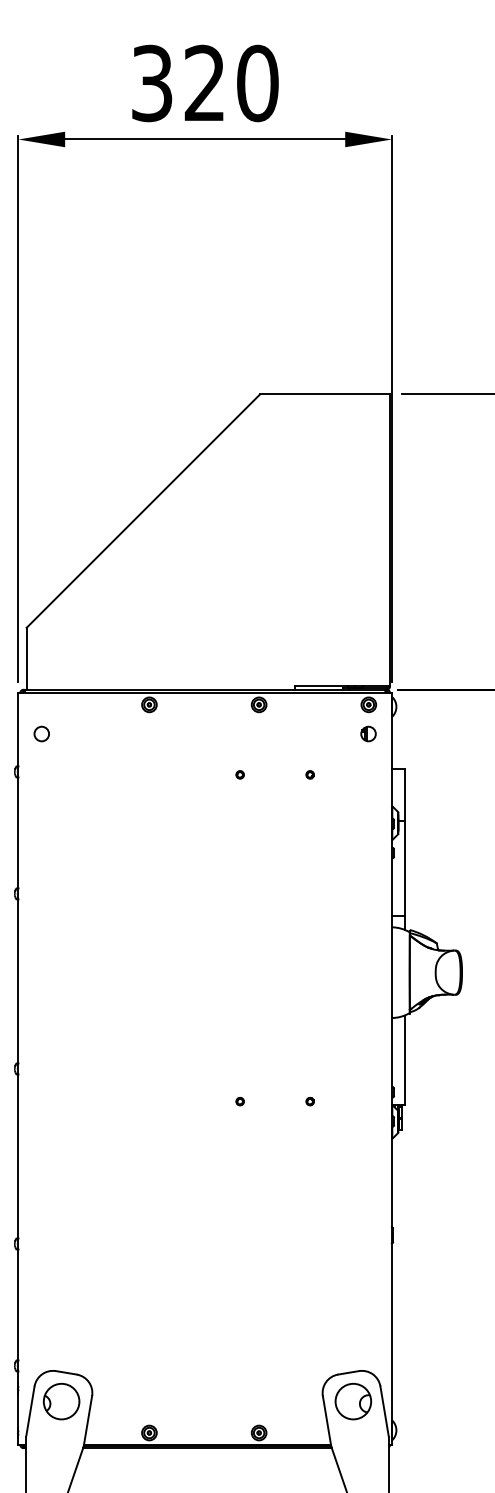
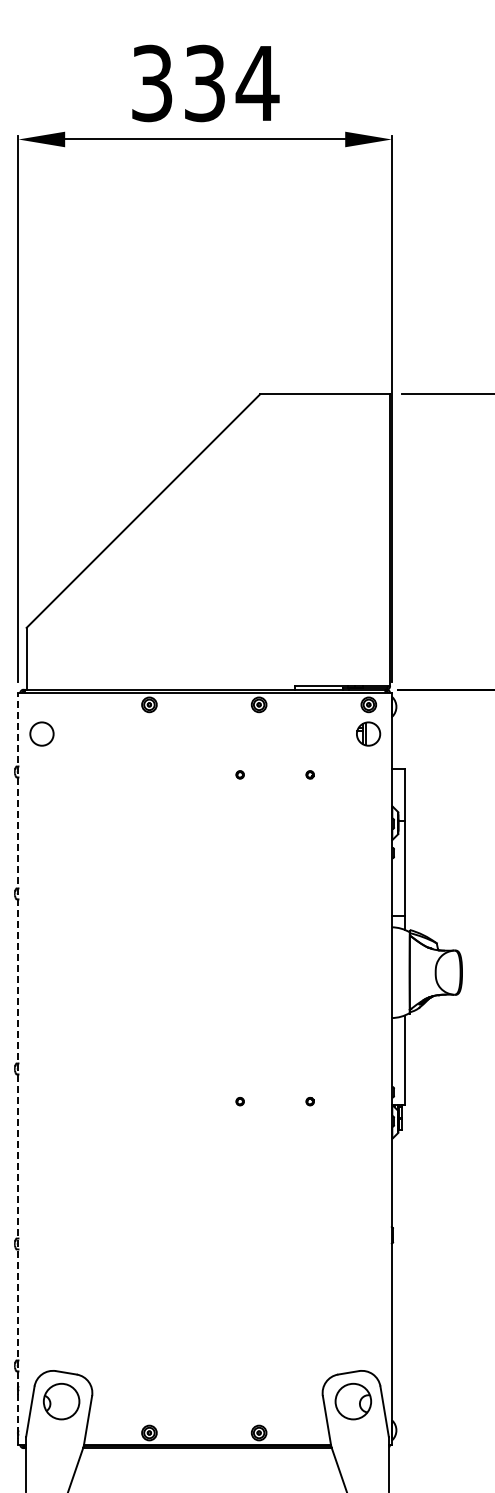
text: 320 -> 334 (231, 83)
circle size: 17x18 px -> 26x26 px (41, 733)
part size: 17x18 px -> 26x26 px (368, 733)
line: solid -> dashed (18, 1068)
